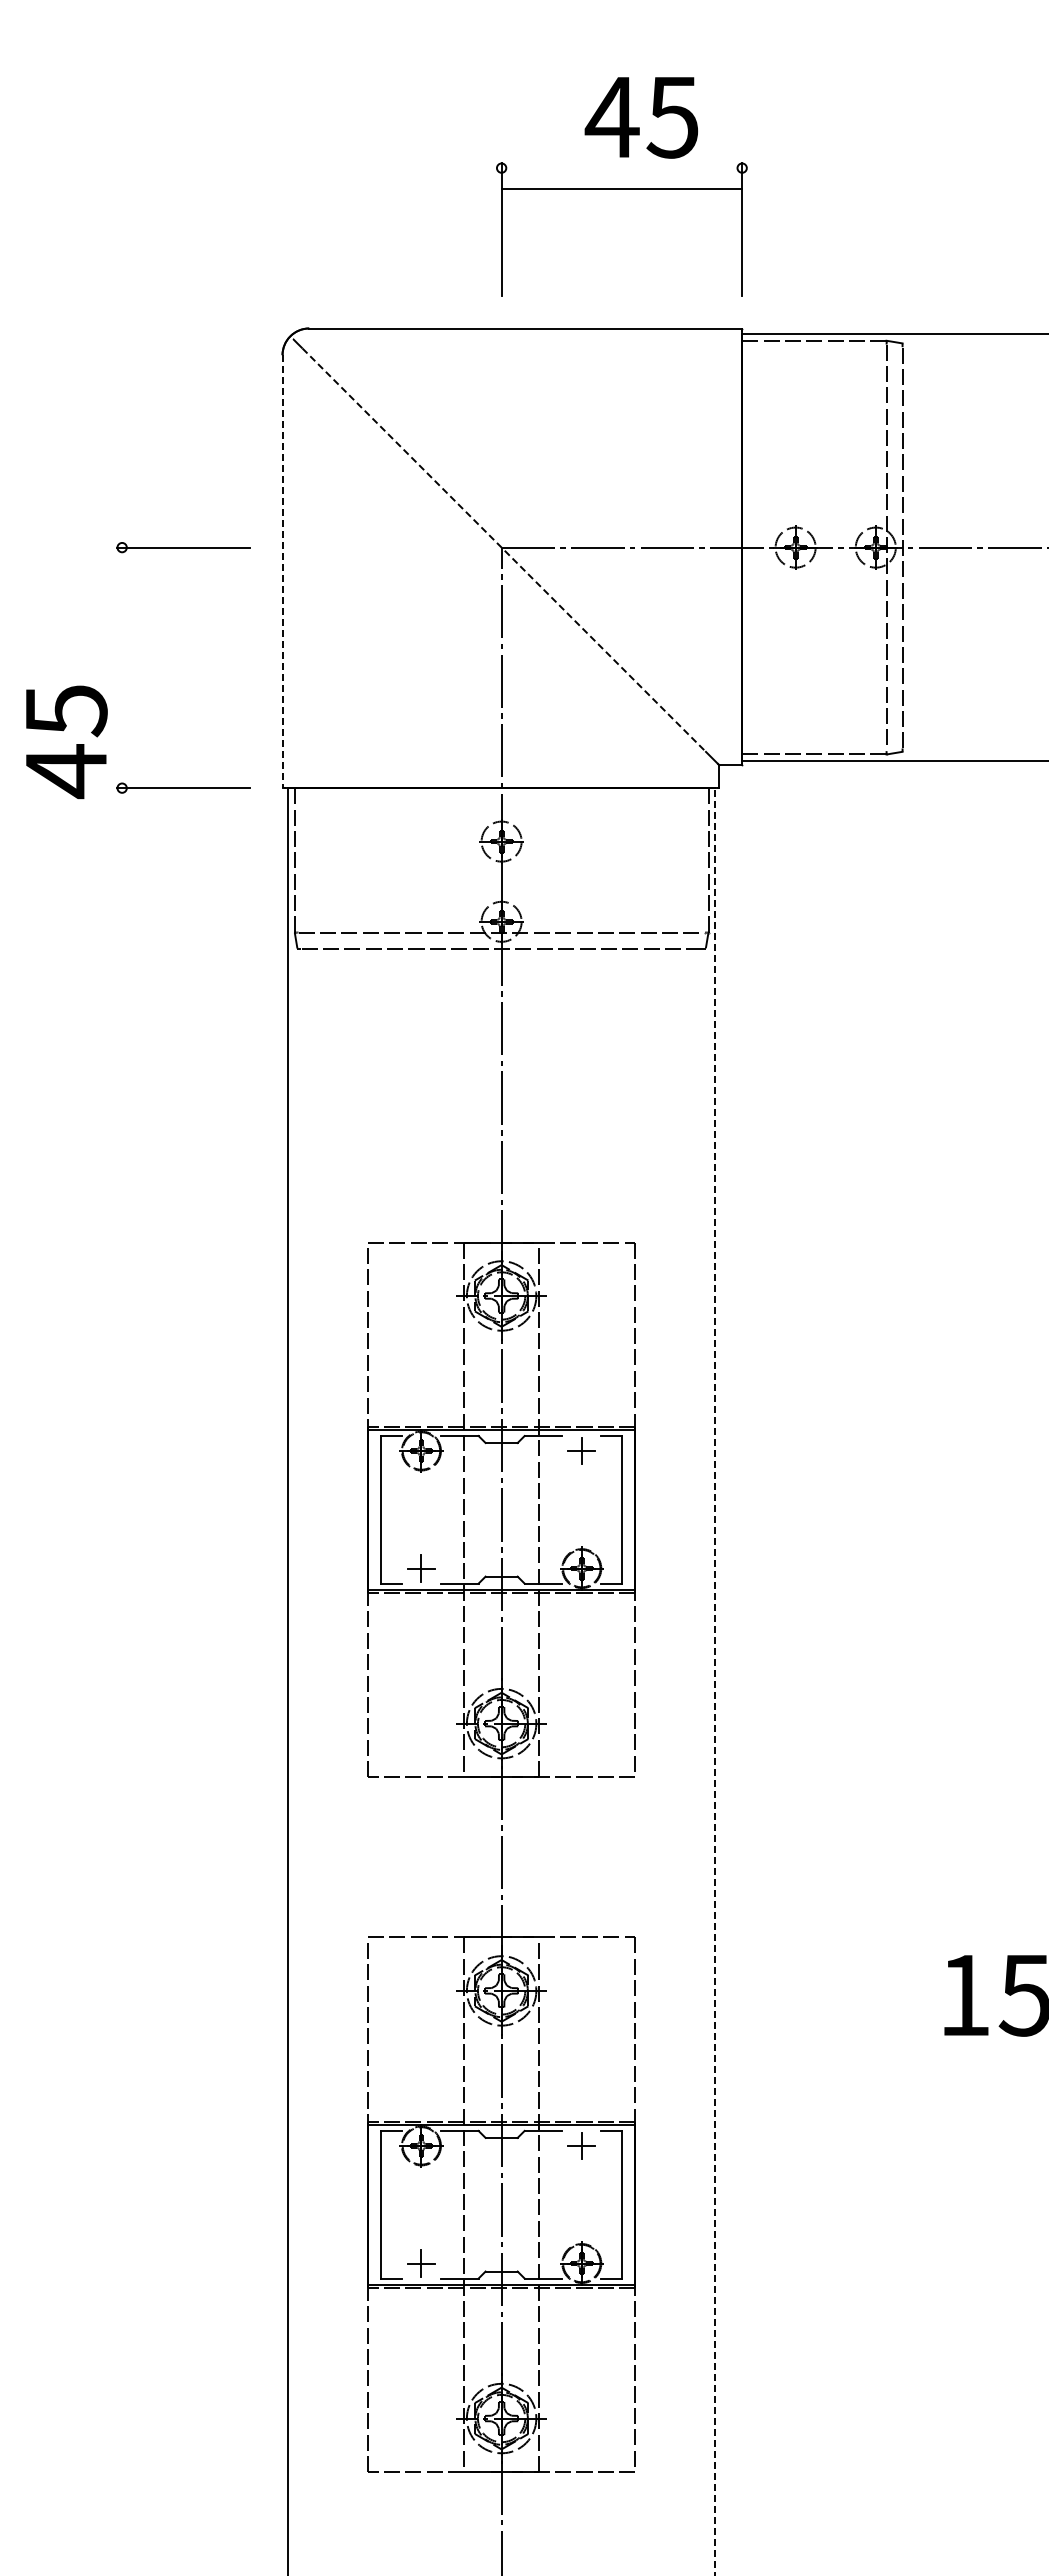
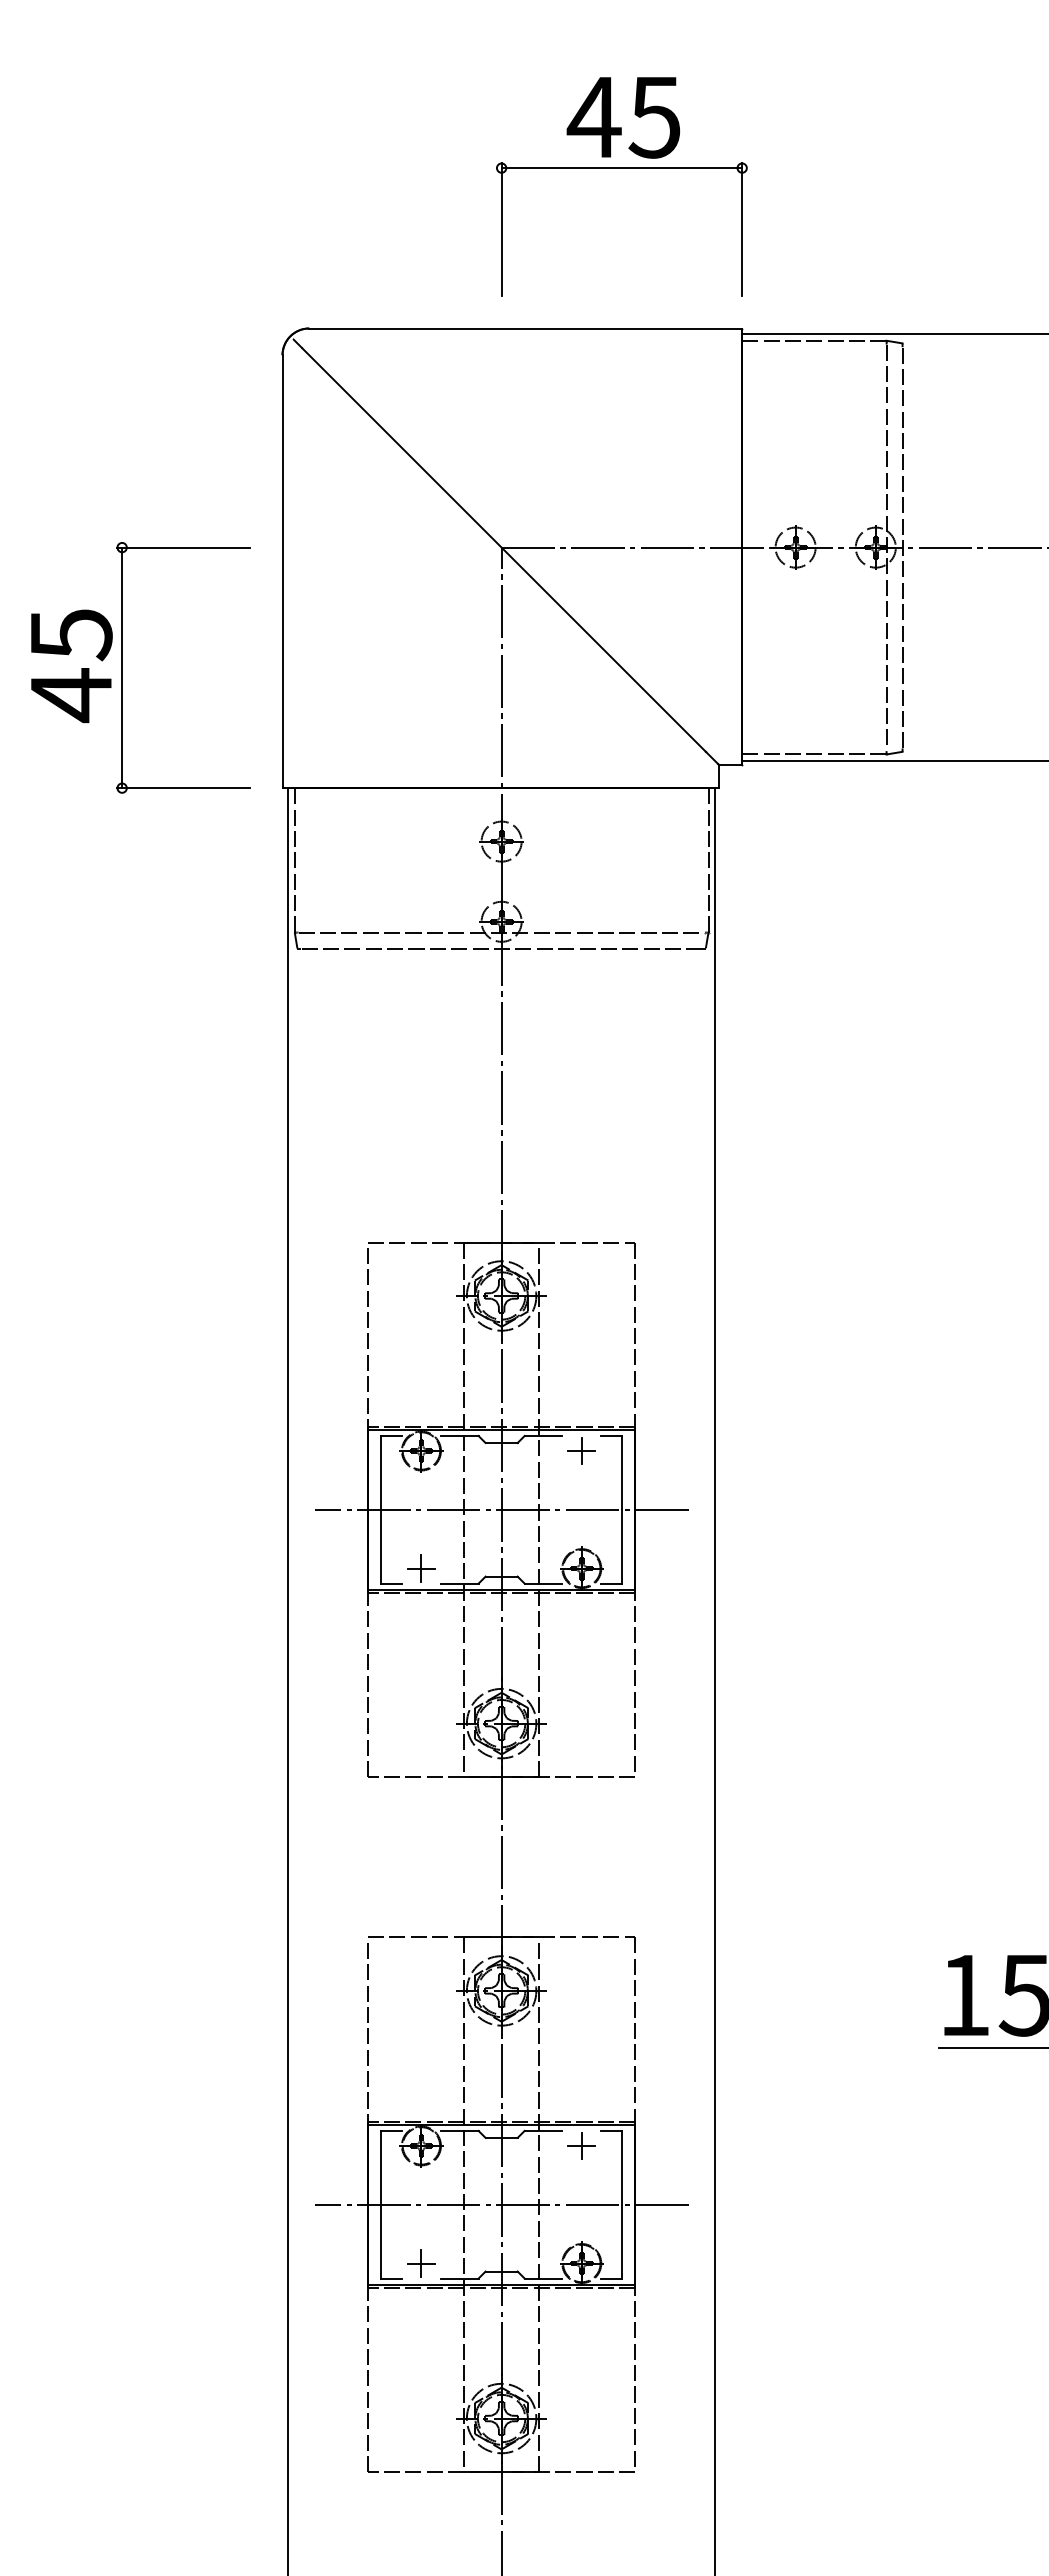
text position: (641, 117) -> (623, 117) (623, 117)
line position: (621, 189) -> (621, 168) (621, 168)
line: dashed -> solid (504, 550)
line: dashed -> solid (282, 572)
line: none -> present (122, 667)
text position: (66, 742) -> (71, 666) (71, 666)
line: none -> present (501, 1509)
line: dashed -> solid (715, 1681)
line: none -> present (991, 2048)
line: none -> present (501, 2204)
